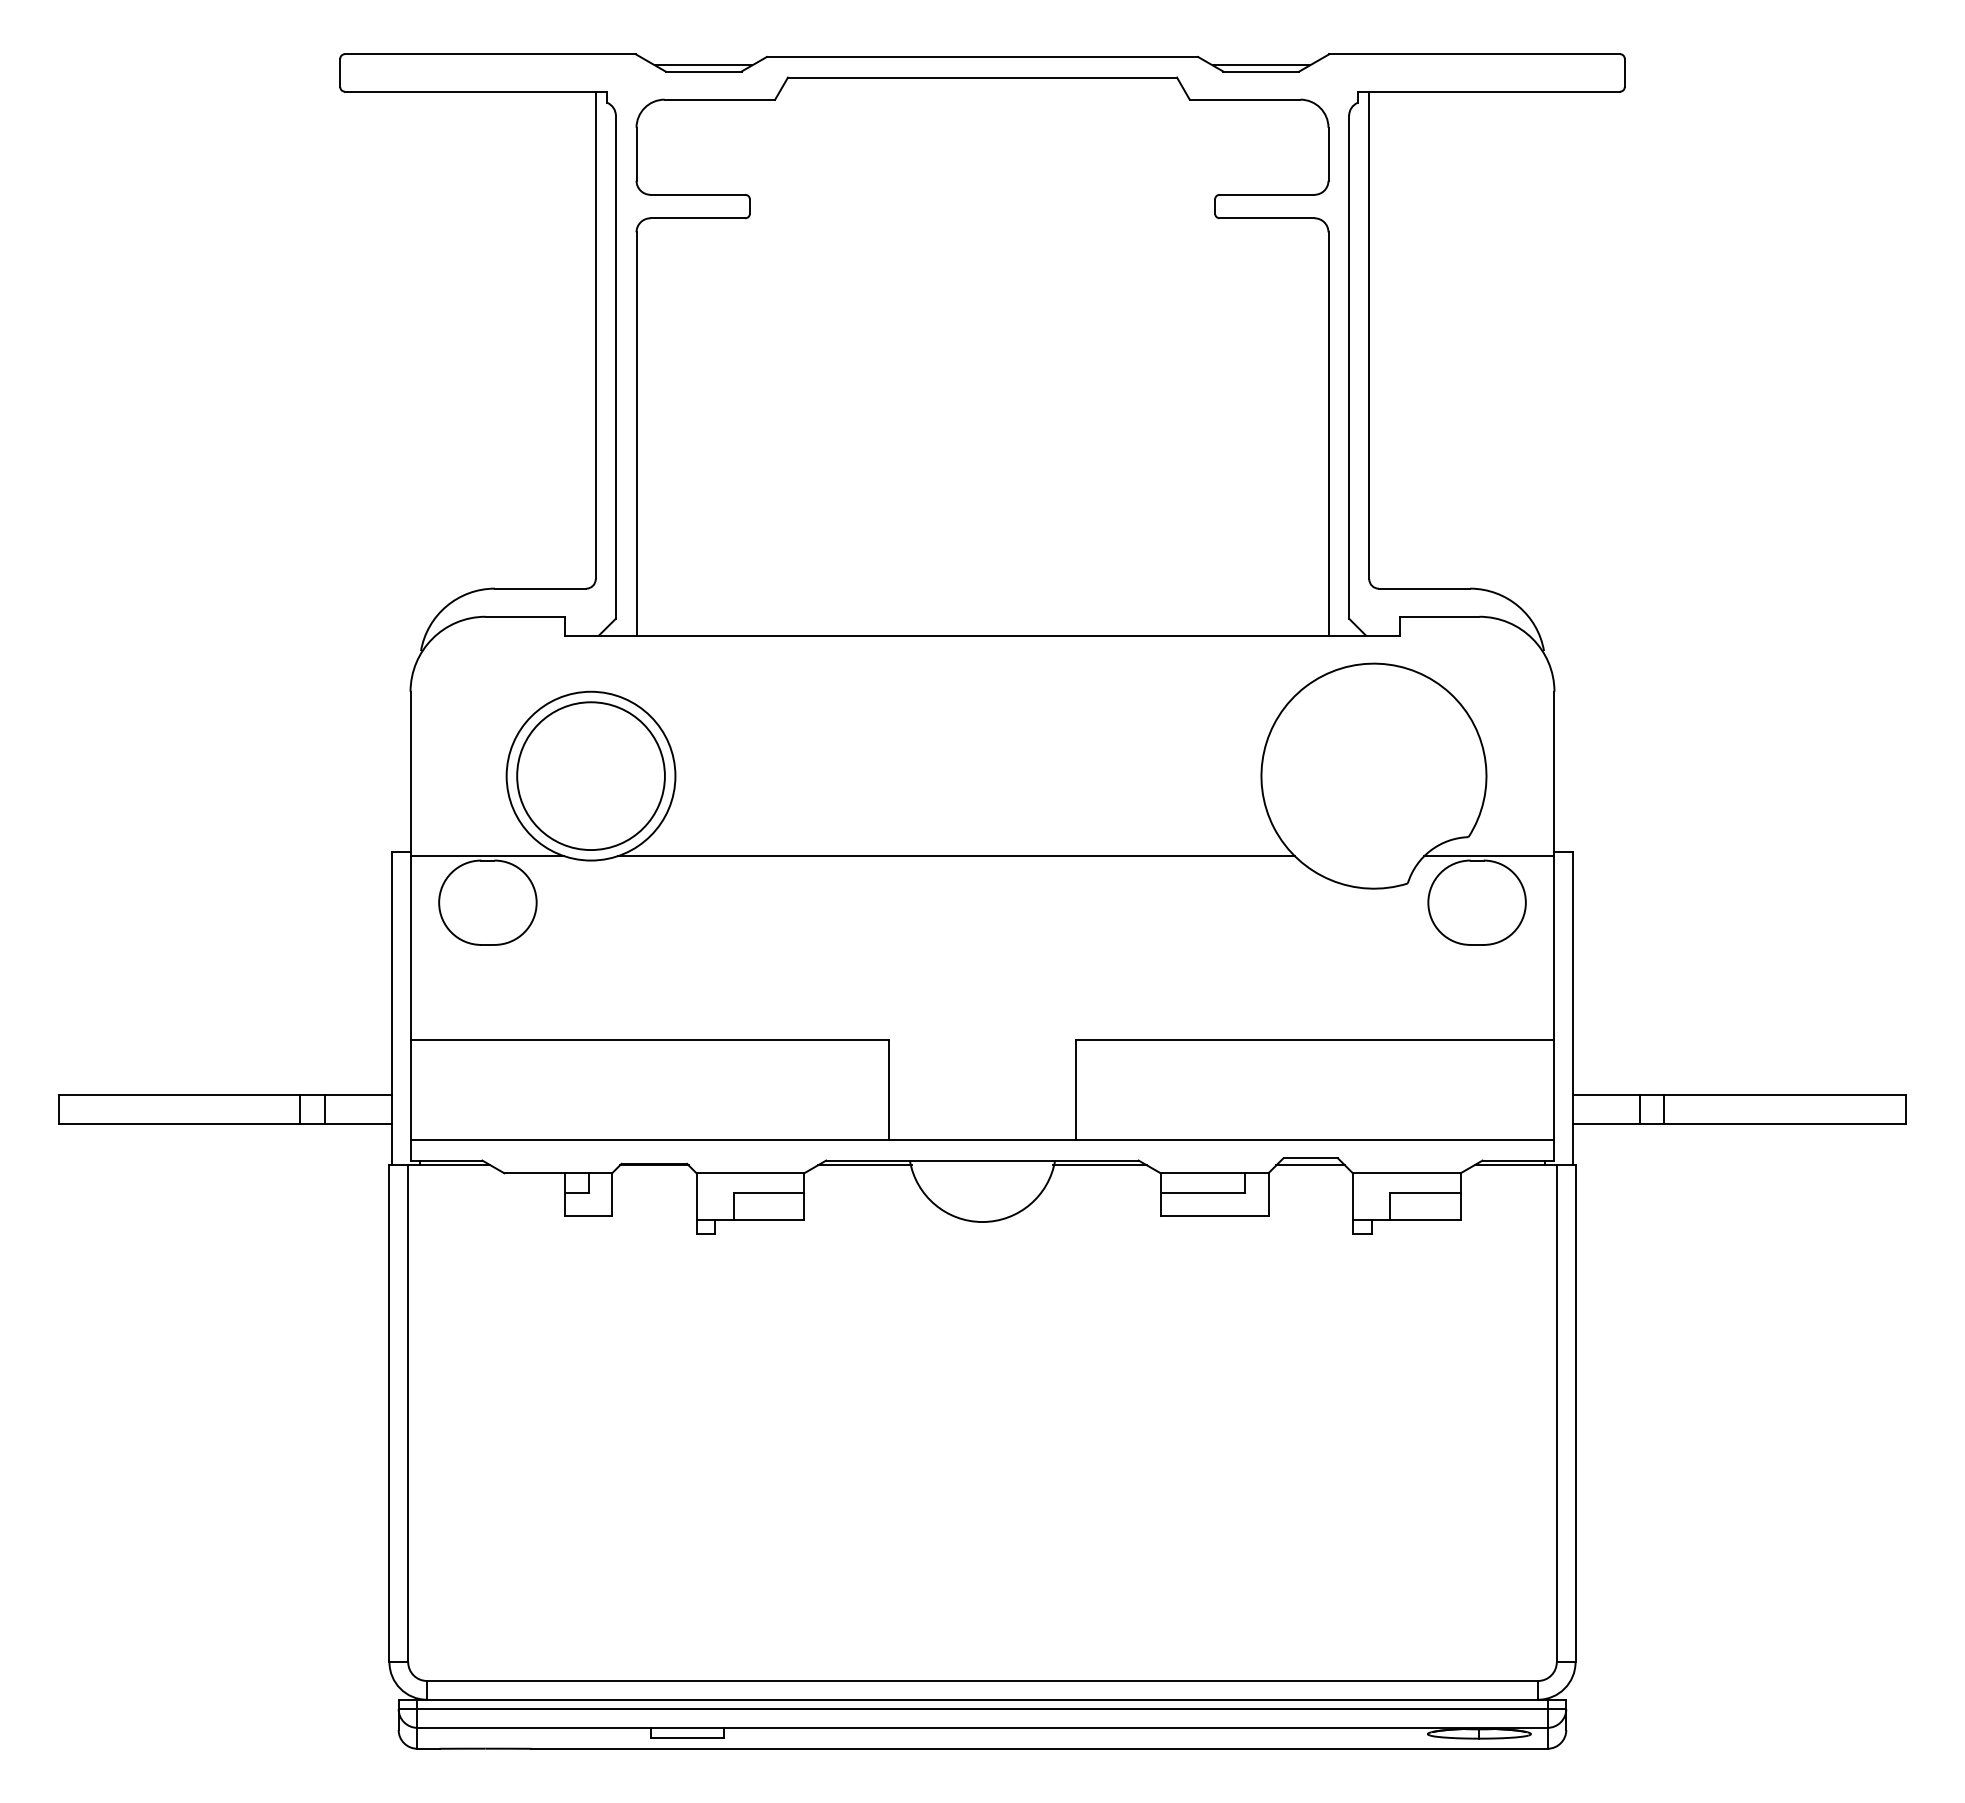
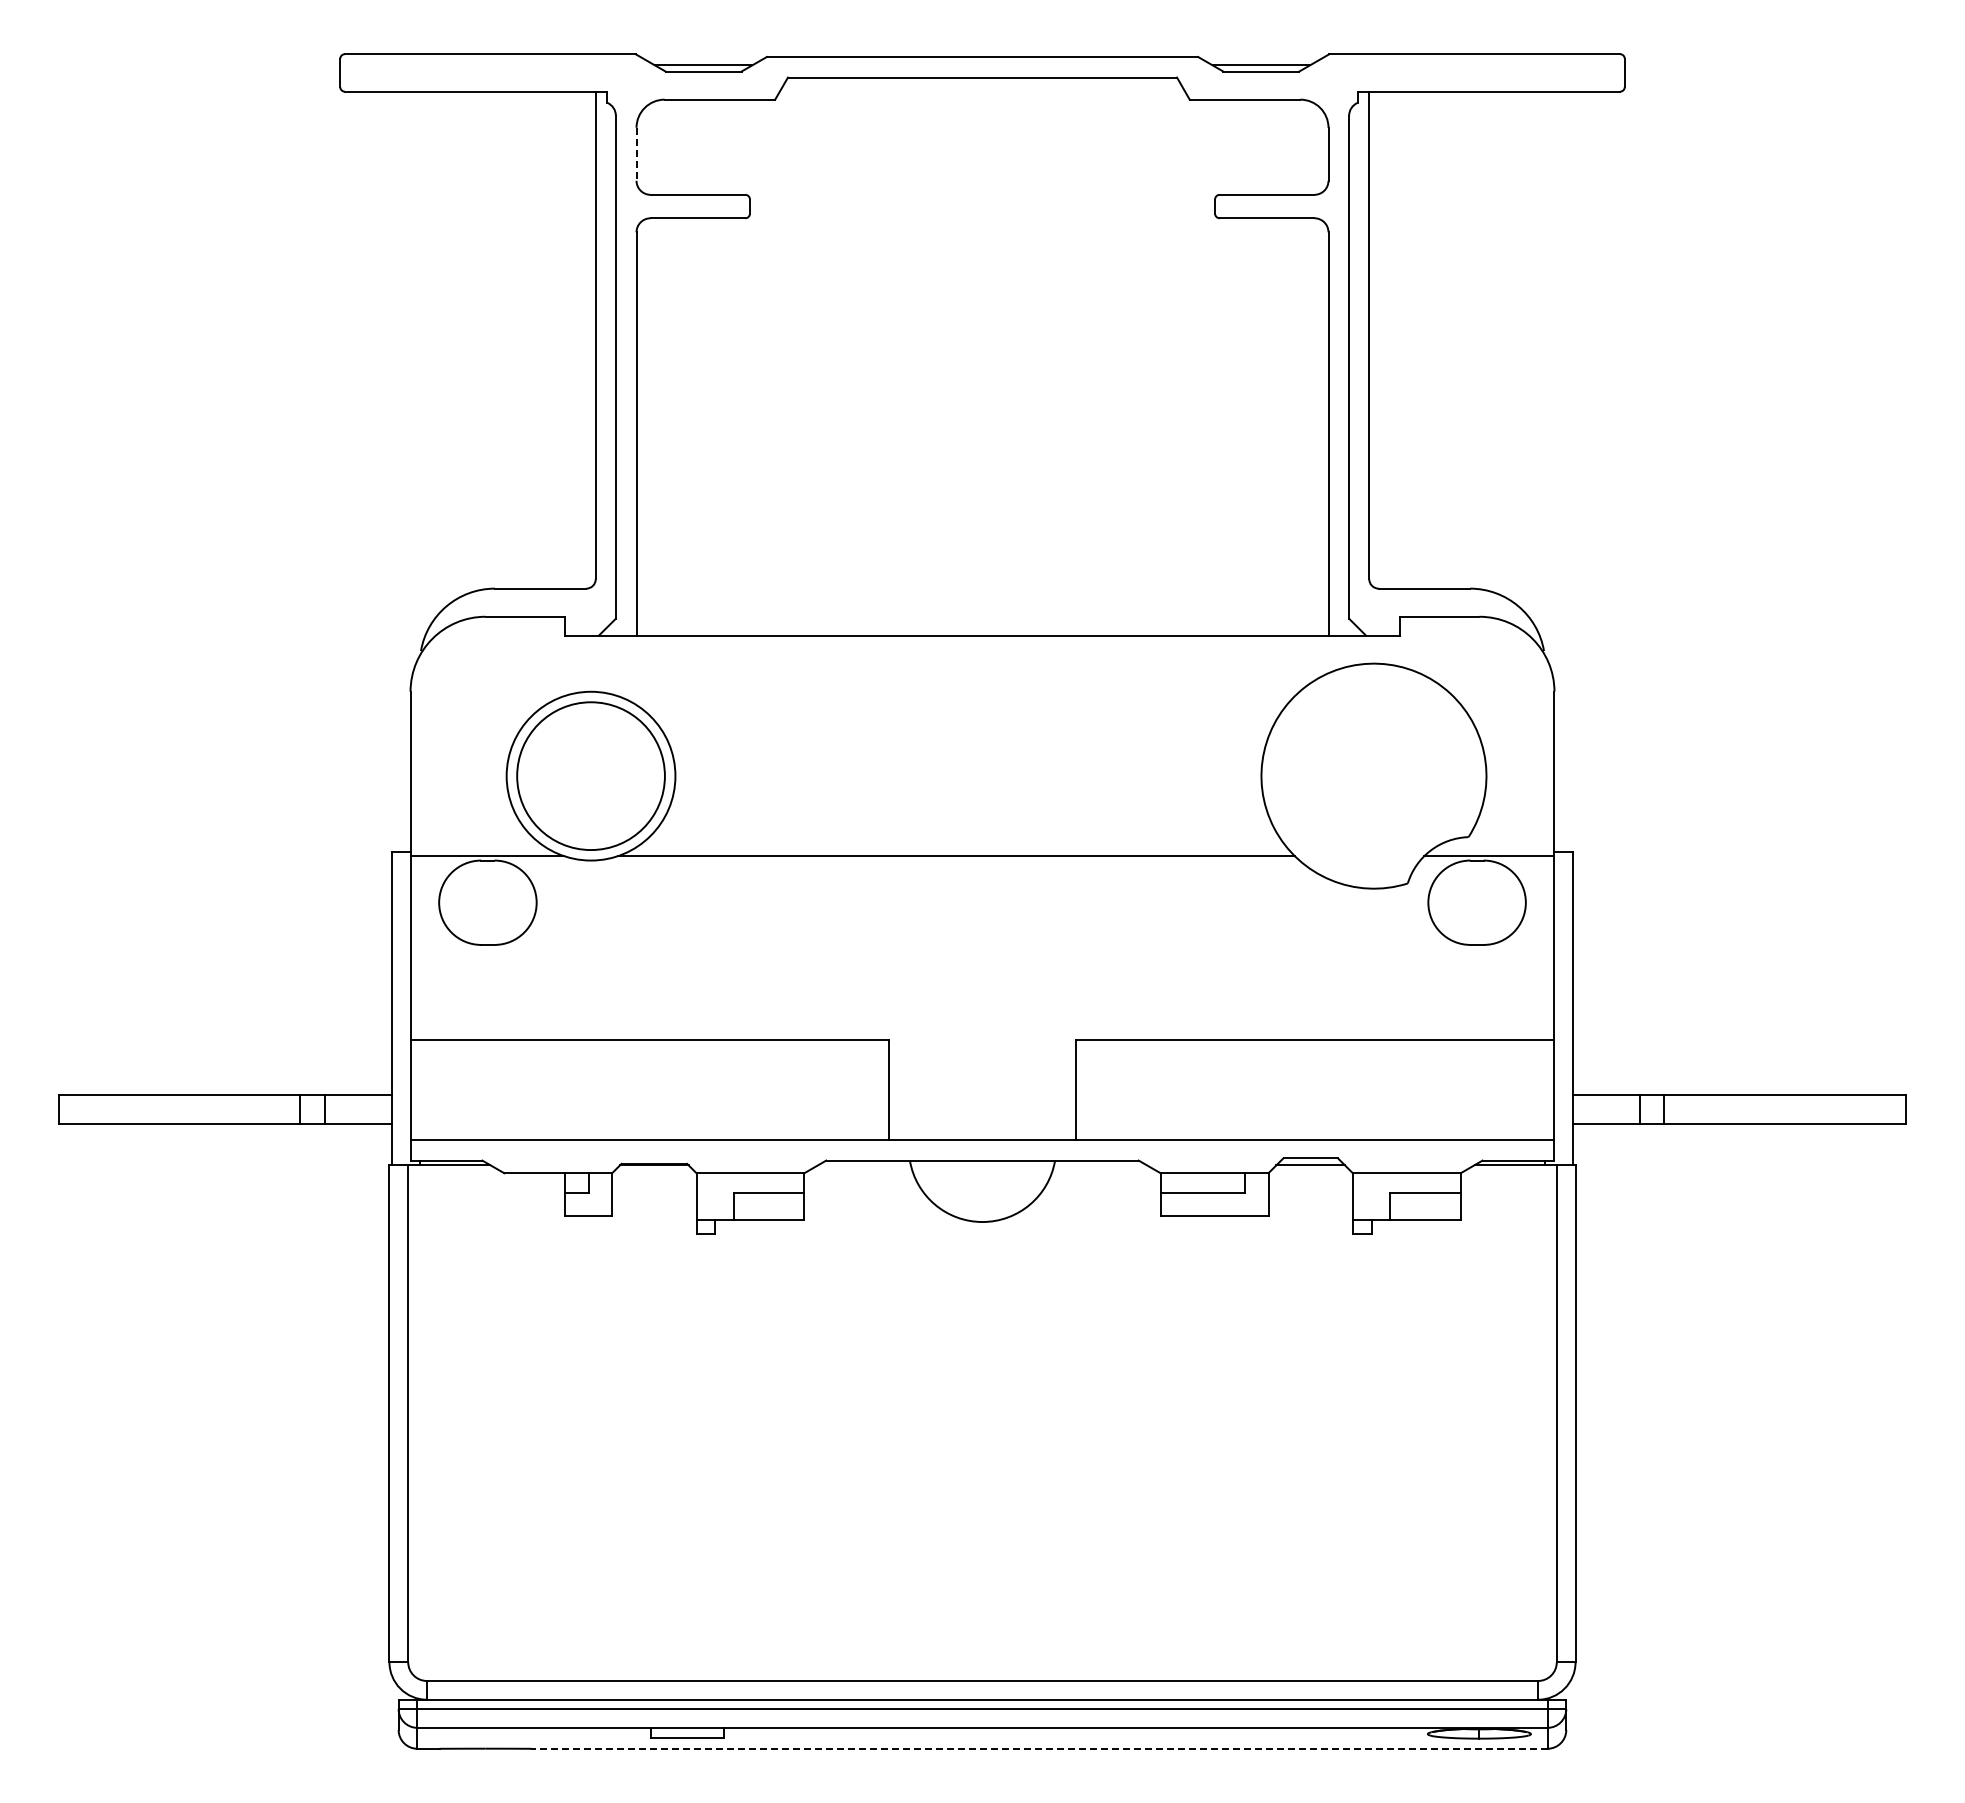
line: solid -> dashed (636, 154)
line: present -> none (864, 1165)
line: present -> none (1099, 1165)
line: solid -> dashed (1038, 1748)
